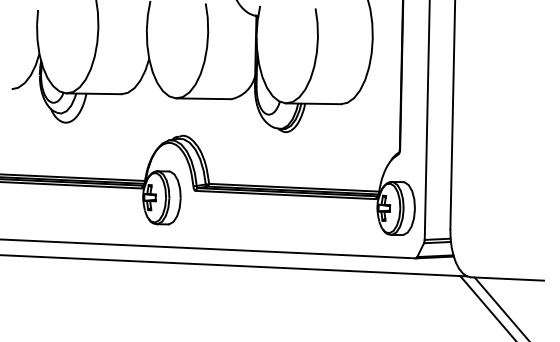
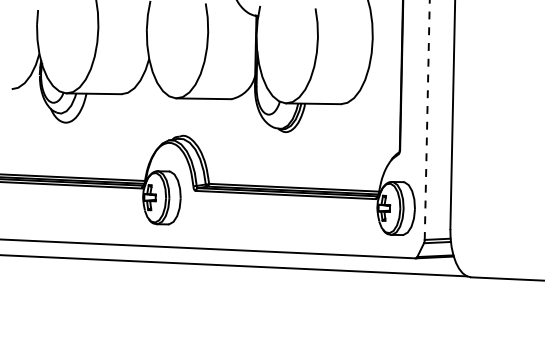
line: solid -> dashed (427, 120)
line: present -> none (486, 307)
line: present -> none (500, 307)
